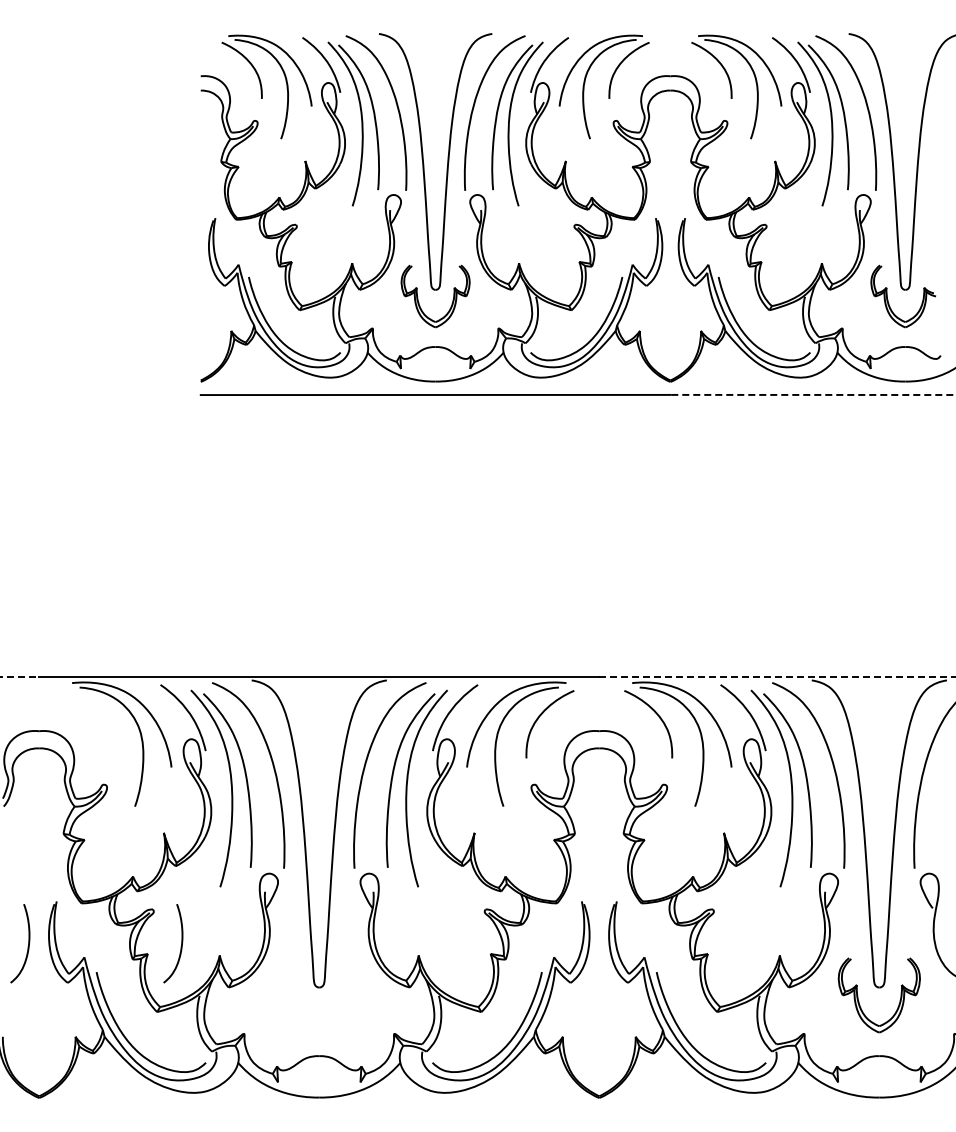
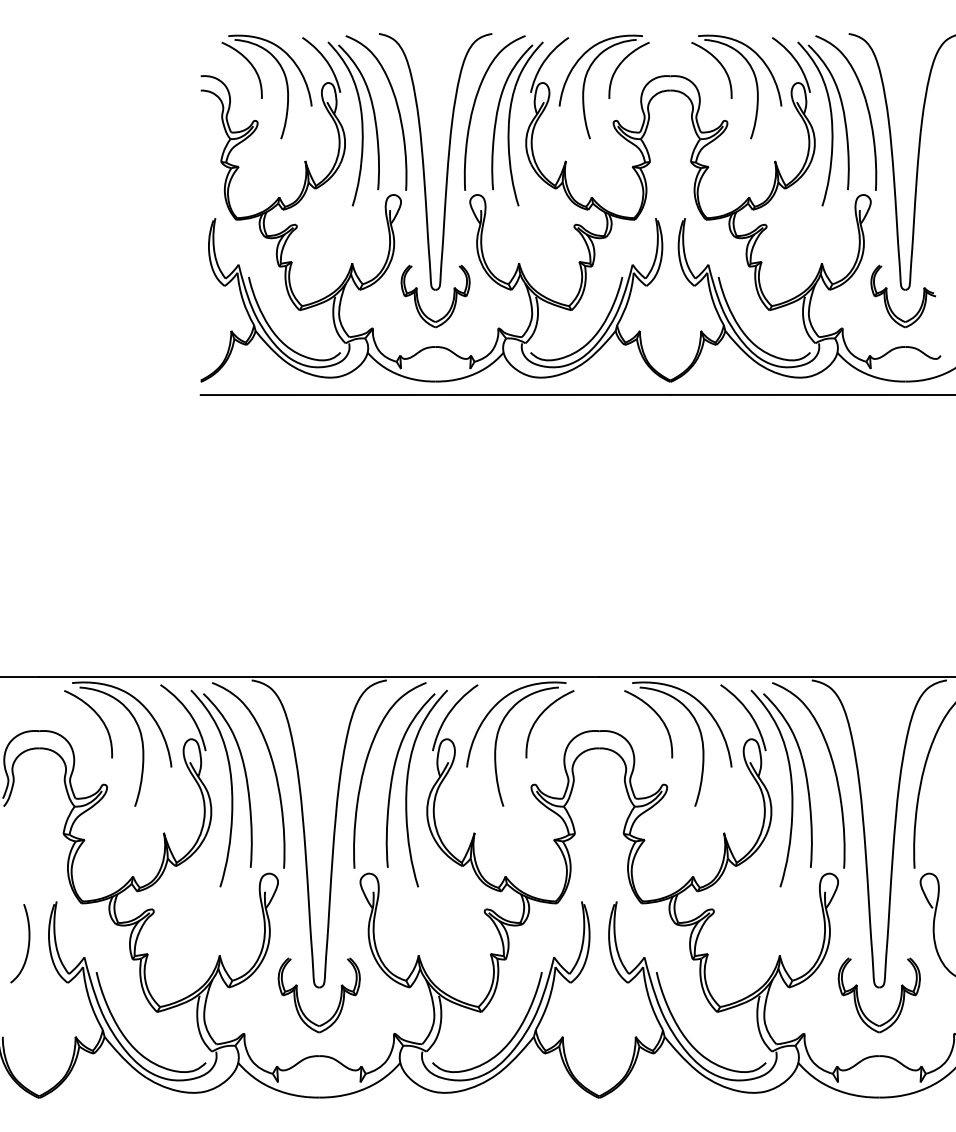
line: dashed -> solid (812, 394)
line: dashed -> solid (20, 676)
line: dashed -> solid (778, 676)
curve: none -> present (98, 717)
curve: present -> none (180, 946)
part: none -> present (299, 1001)
